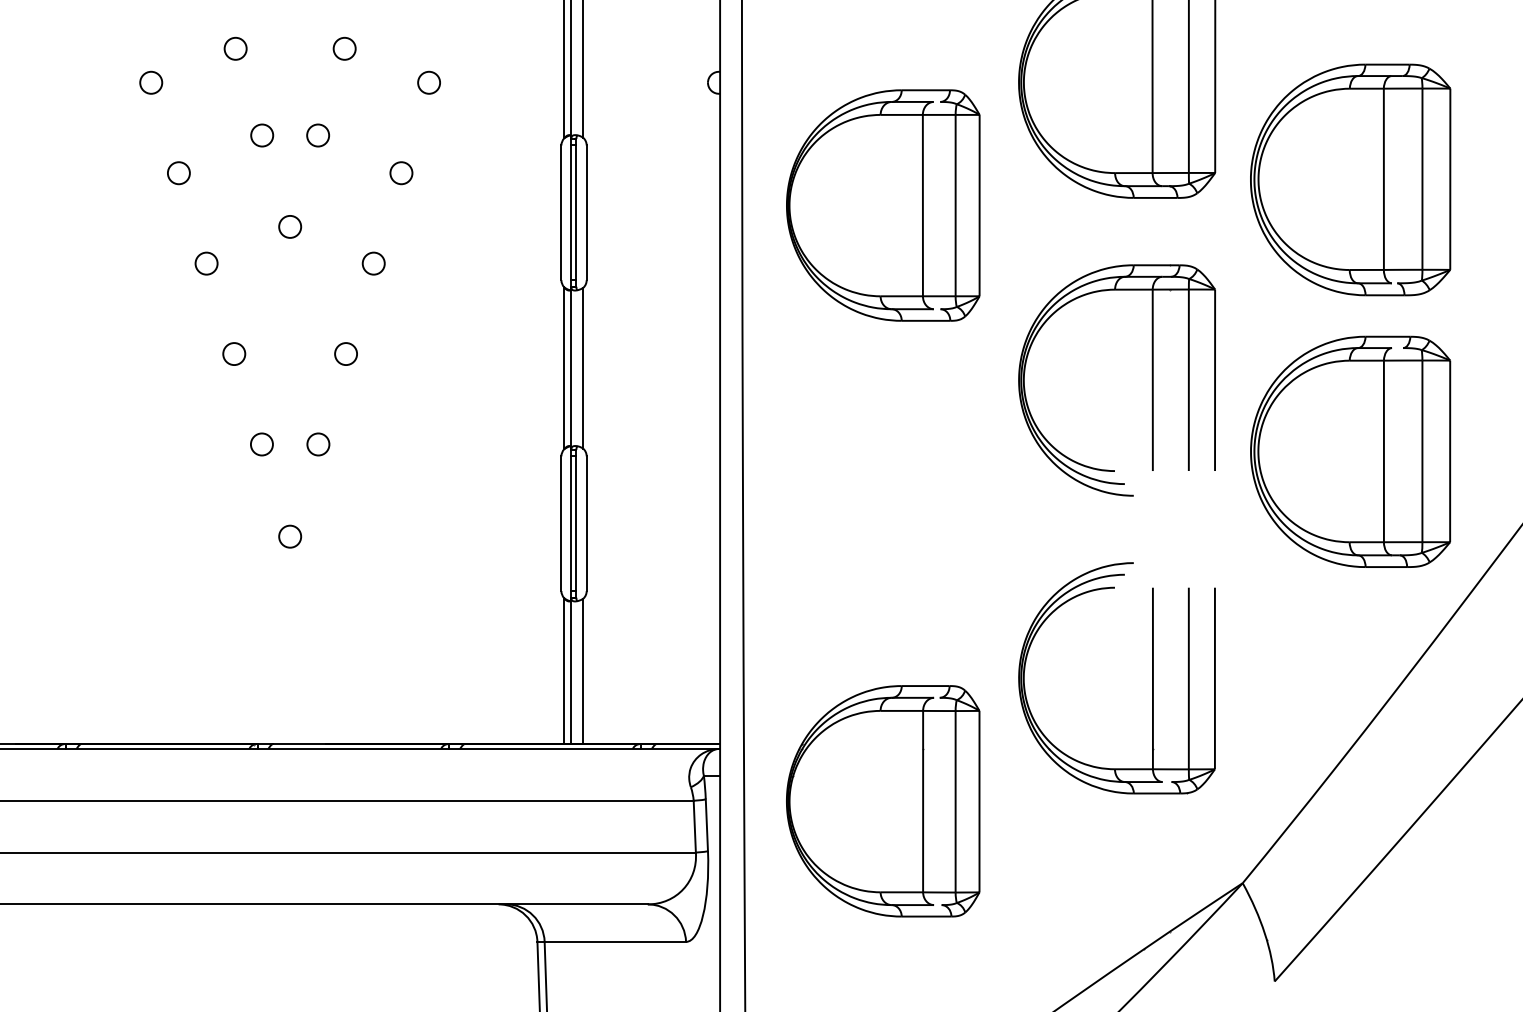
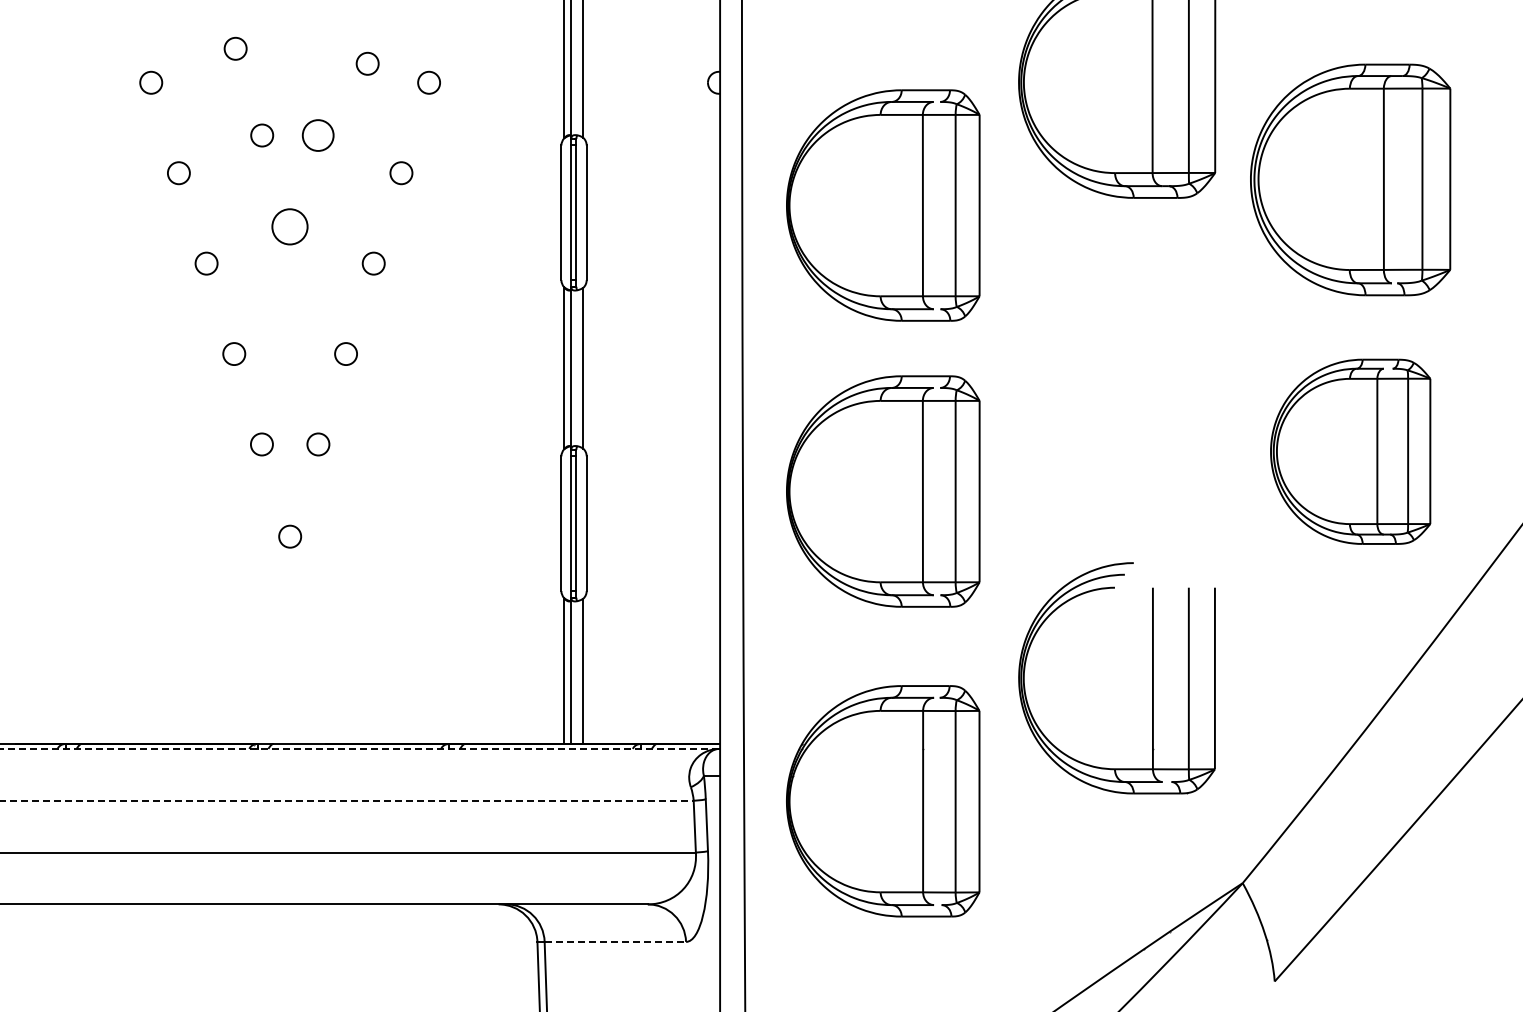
circle position: (344, 48) -> (367, 63) (367, 63)
circle size: 24x25 px -> 34x33 px (317, 135)
circle size: 25x24 px -> 38x38 px (289, 226)
part: present -> none (1151, 380)
part size: 202x233 px -> 162x187 px (1350, 451)
part: none -> present (883, 491)
line: solid -> dashed (359, 748)
line: solid -> dashed (346, 800)
line: solid -> dashed (615, 941)
